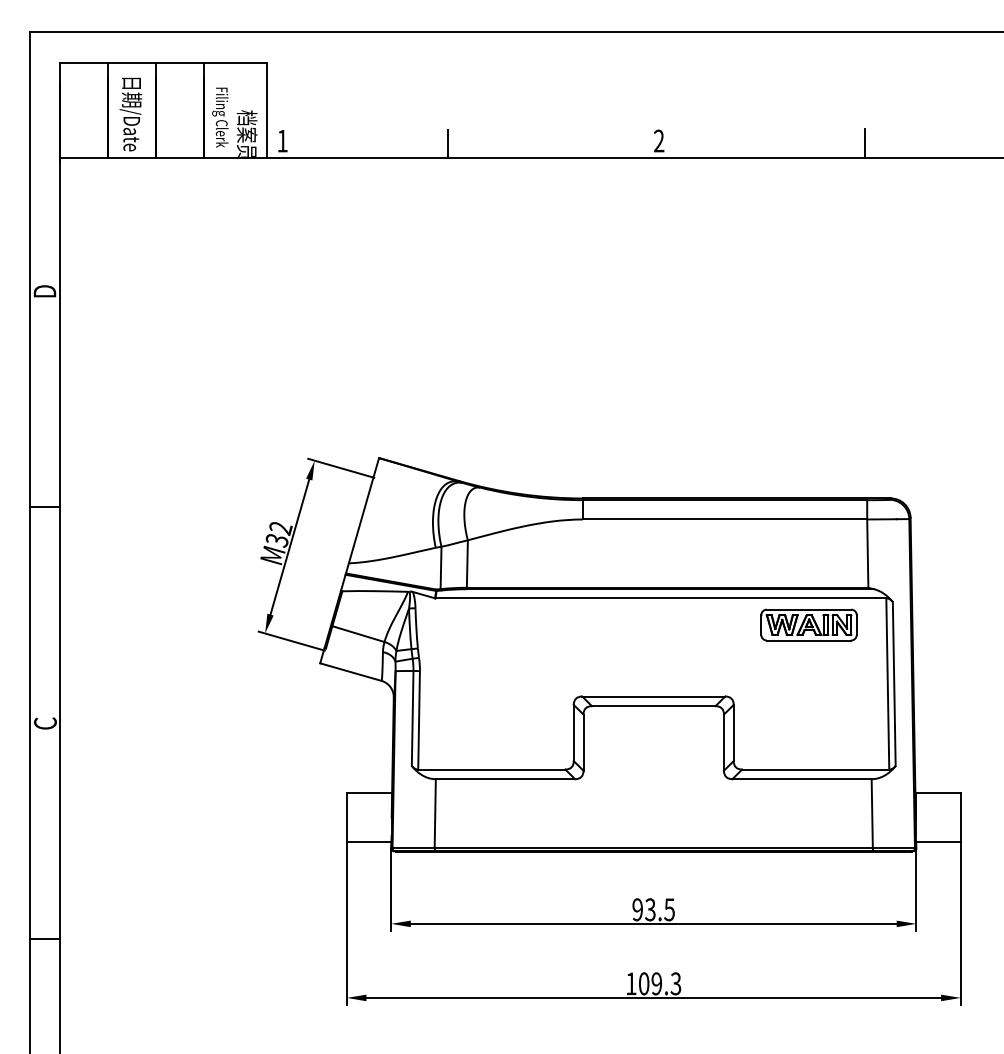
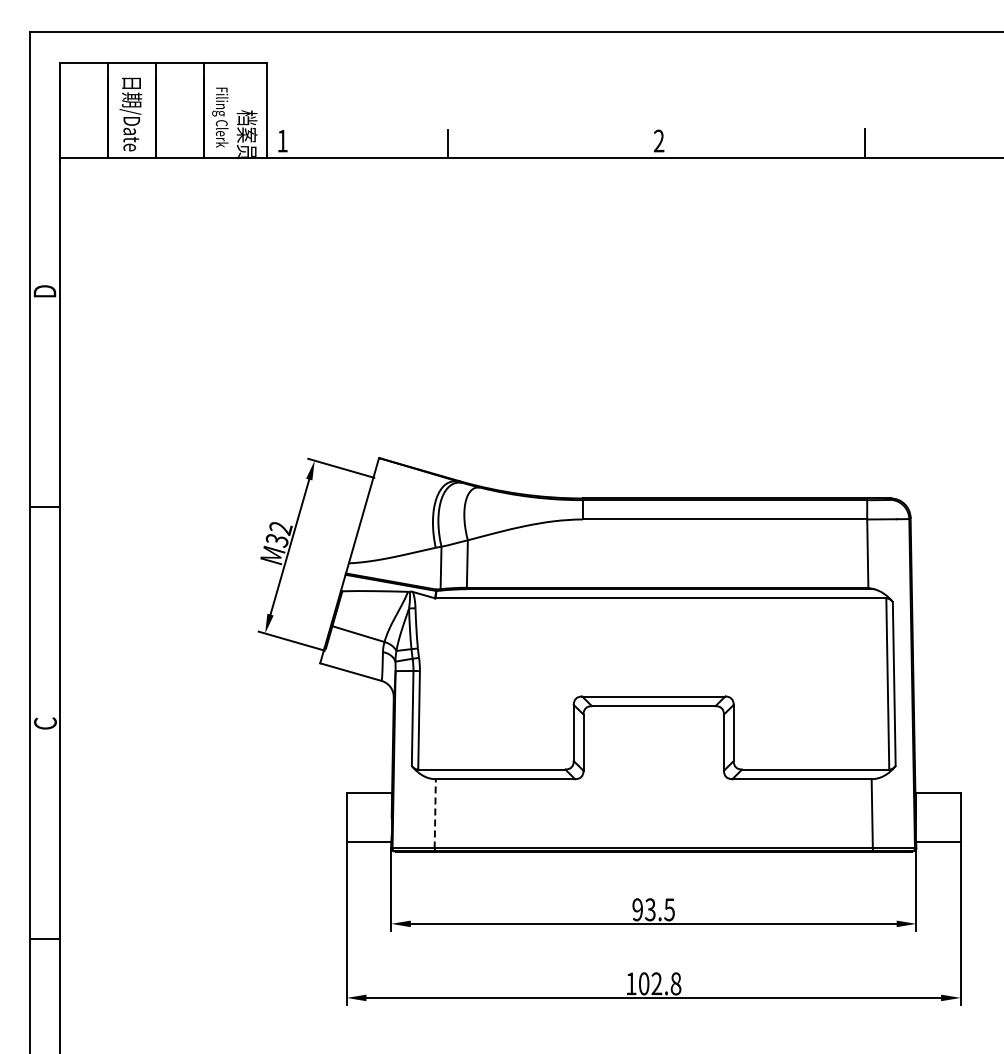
part: present -> none (808, 624)
line: solid -> dashed (435, 813)
text: 109.3 -> 102.8 (666, 983)
